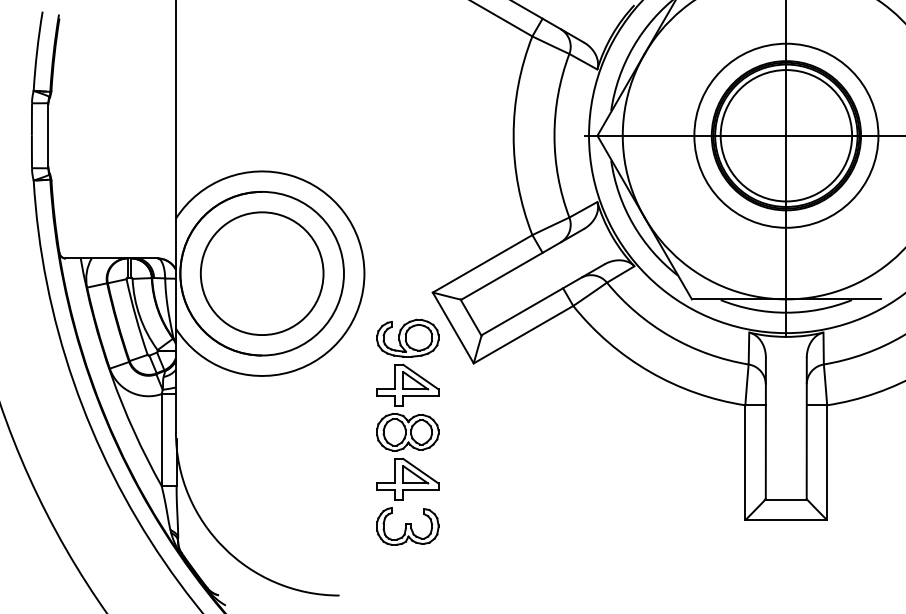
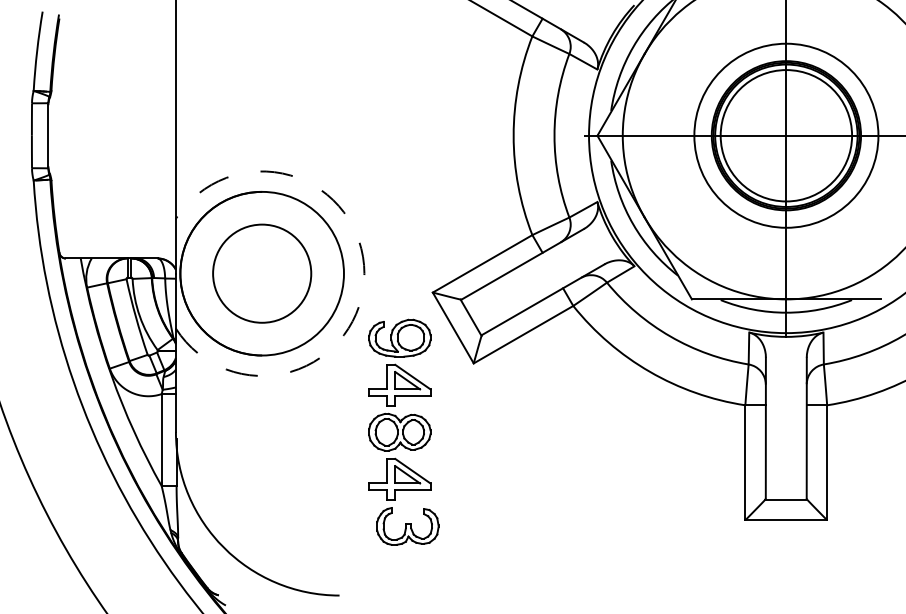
circle diameter: 123 px -> 98 px (262, 273)
arc: solid -> dashed (364, 273)
part position: (407, 409) -> (399, 409) (399, 409)
